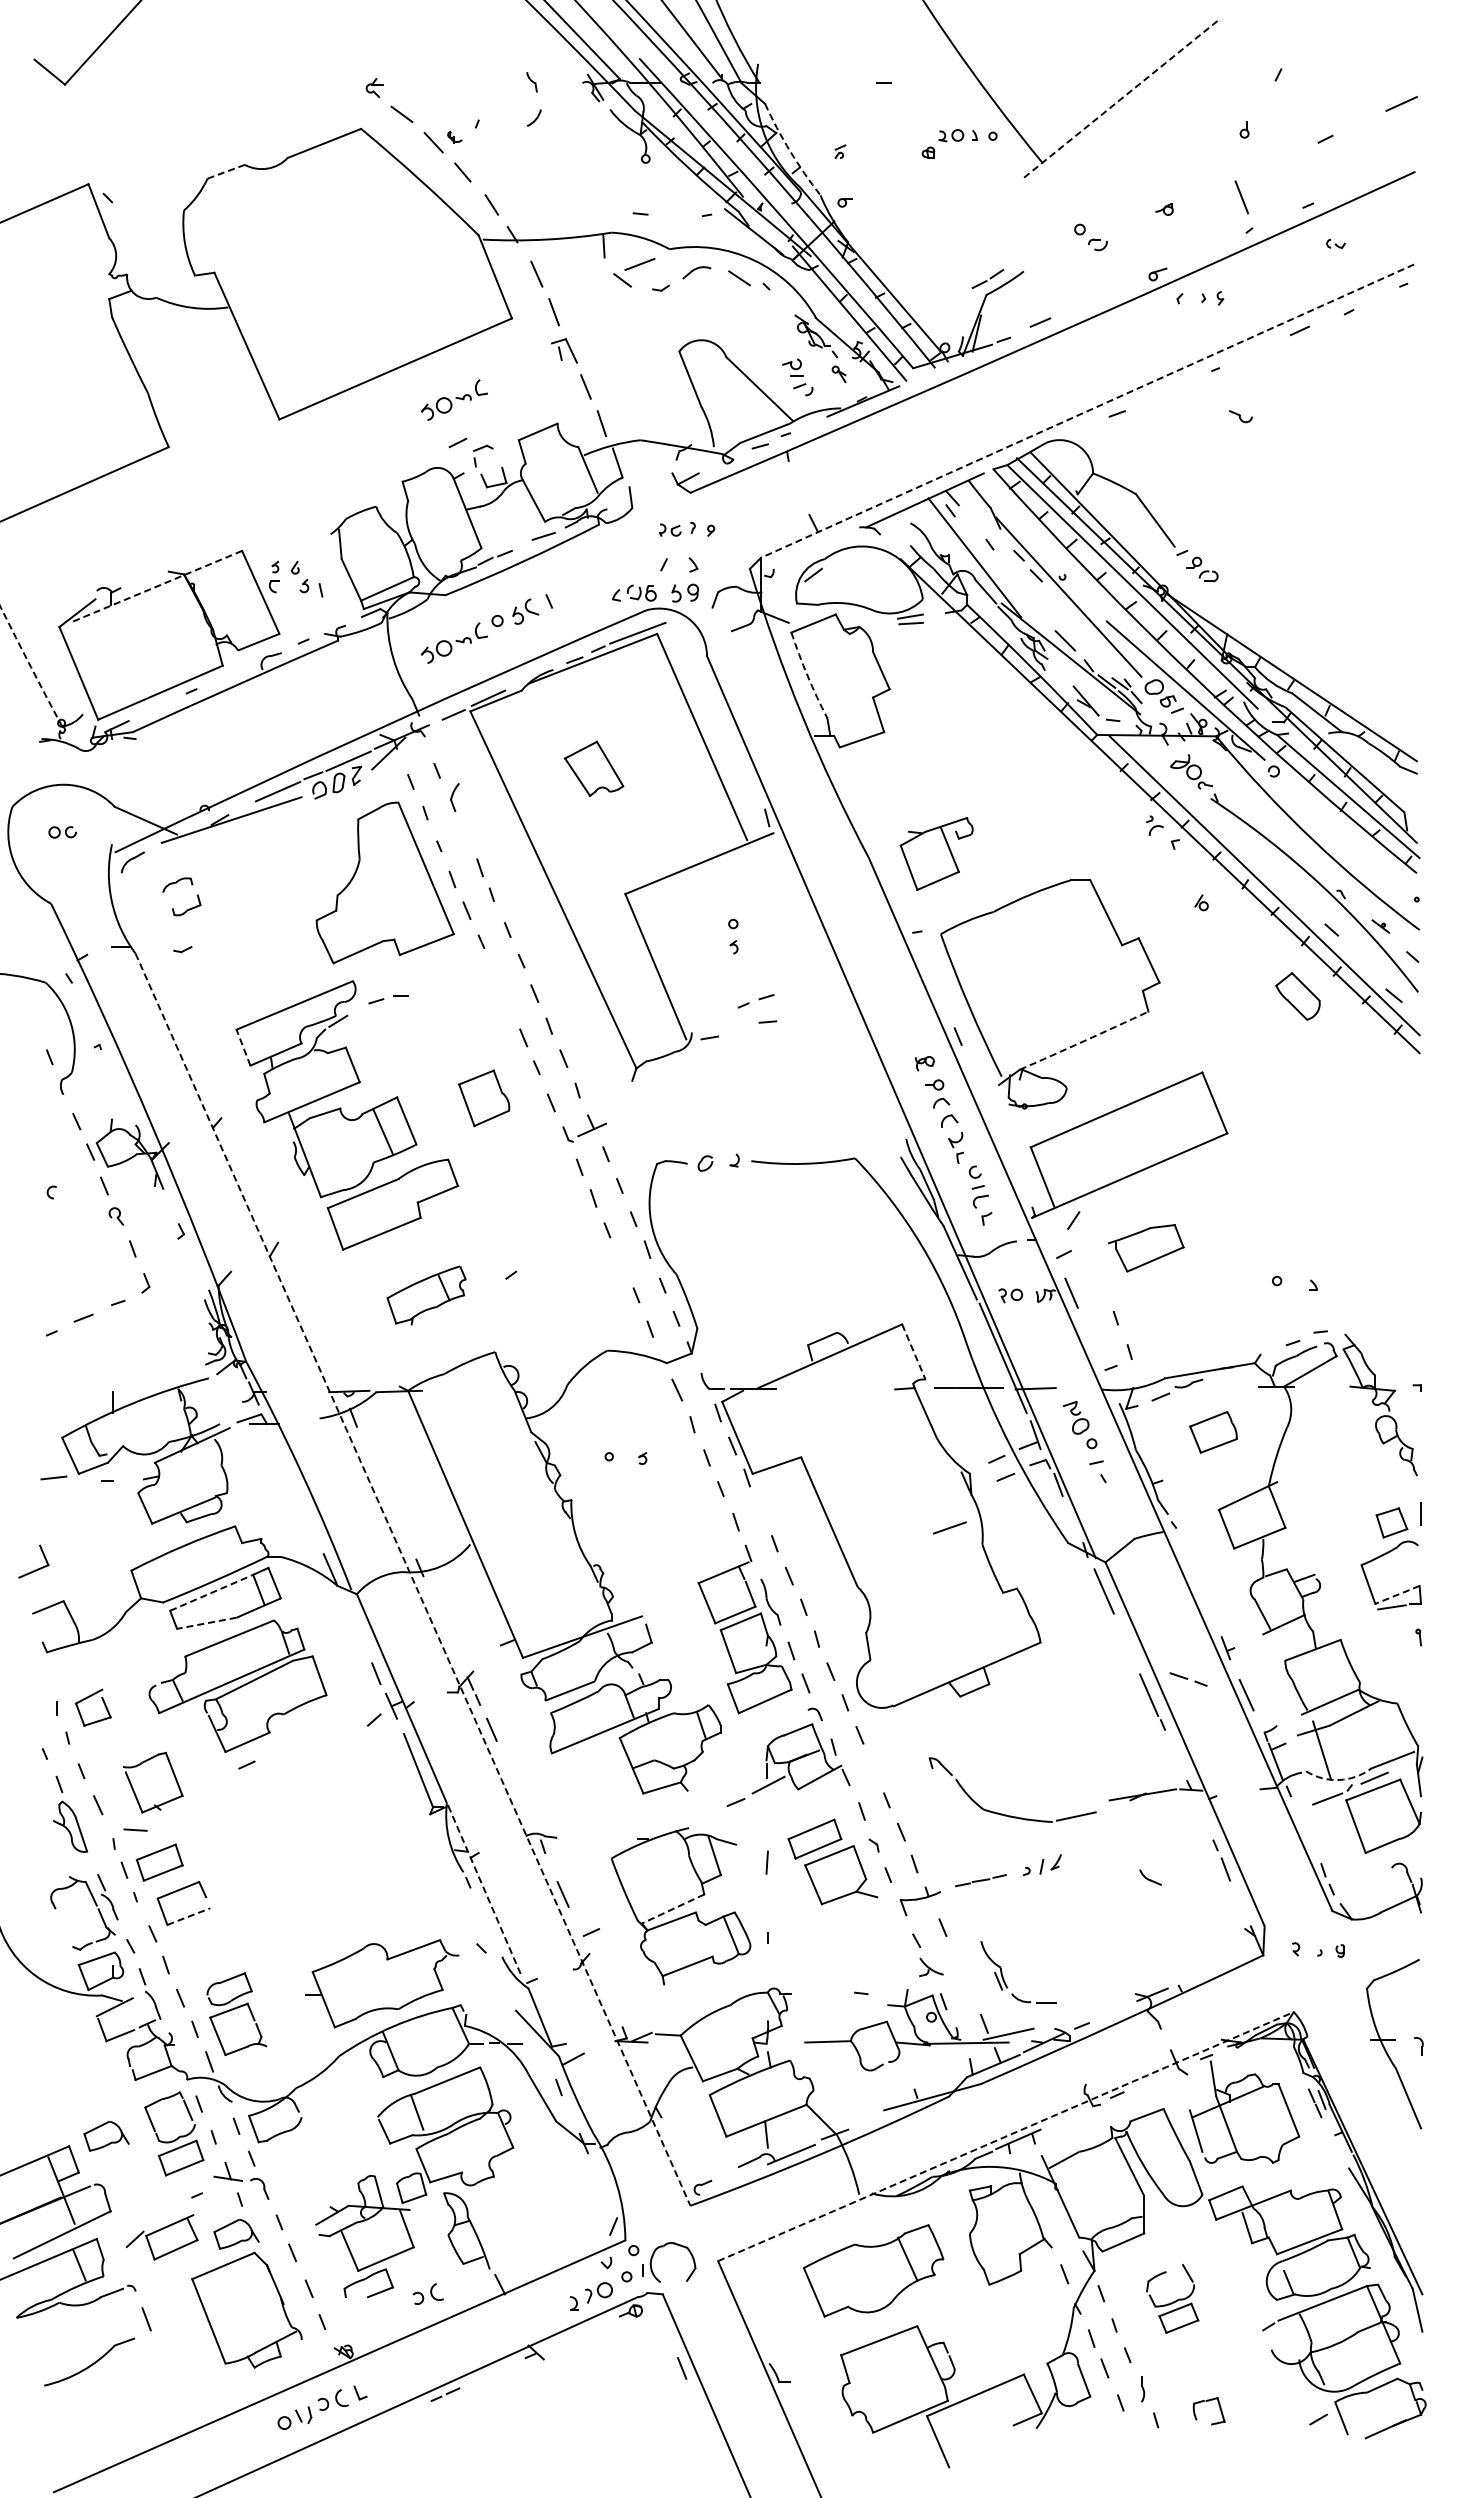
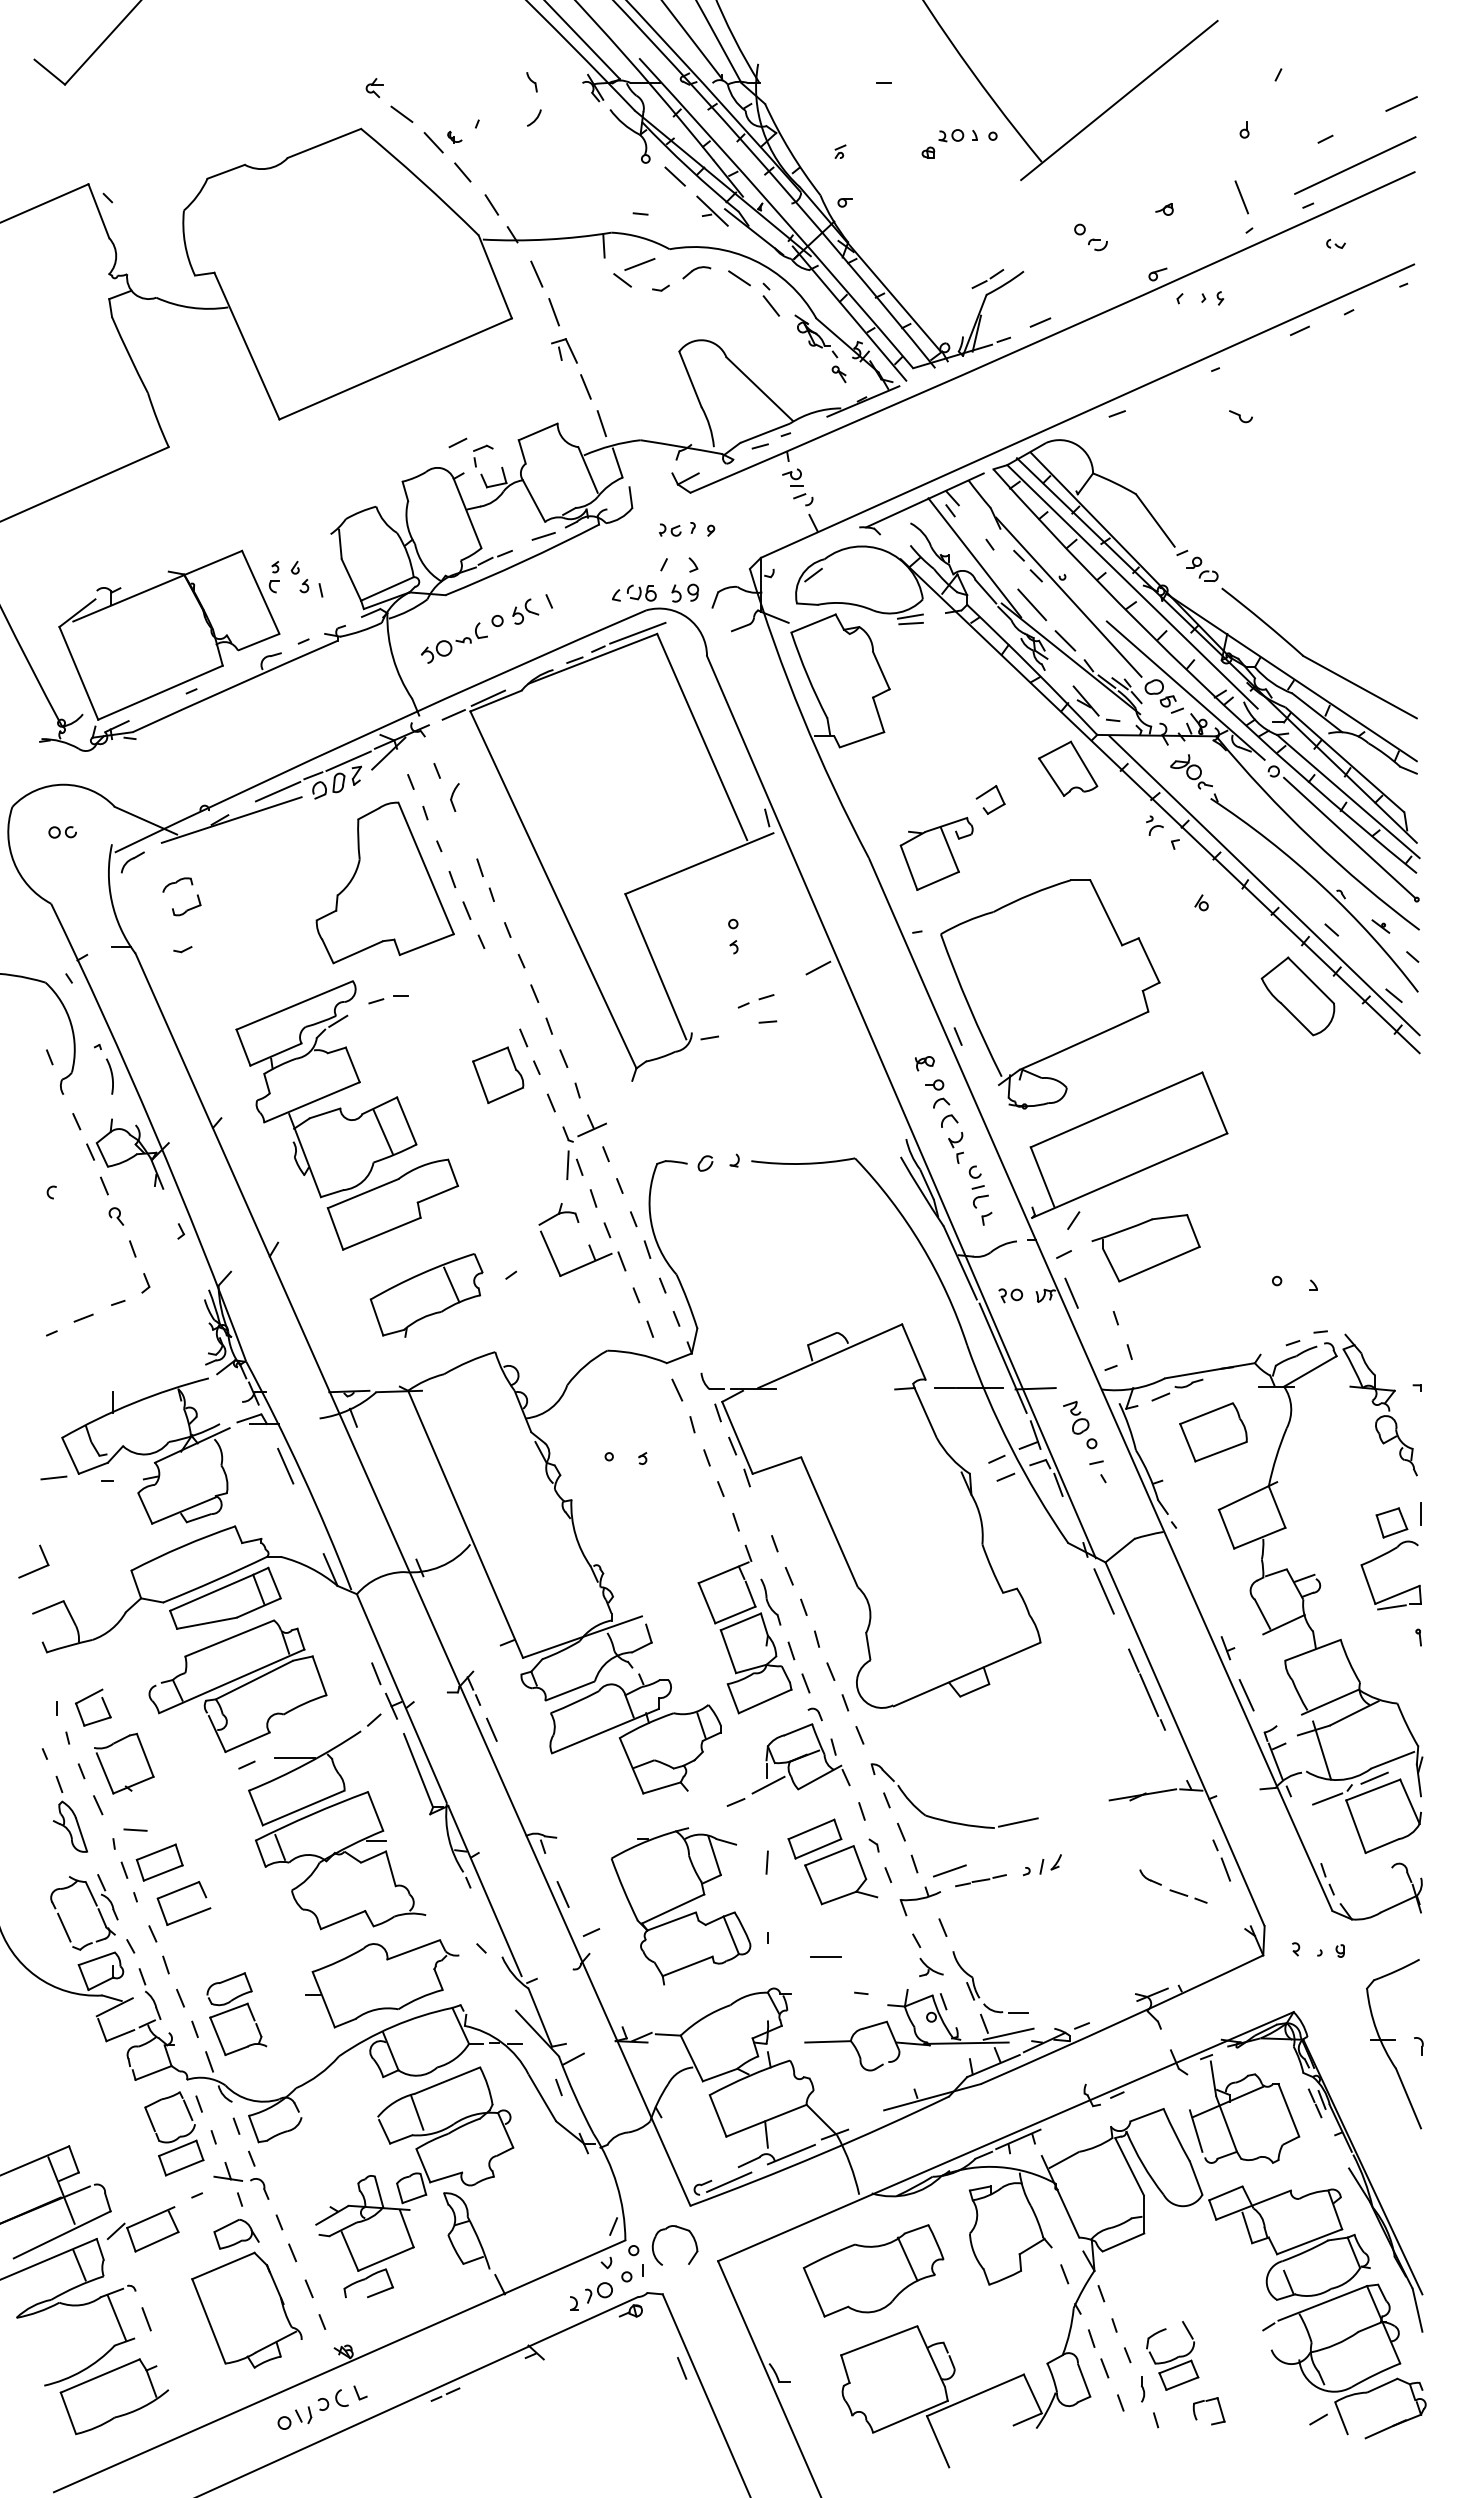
line: dashed -> solid (1118, 100)
arc: dashed -> solid (790, 151)
line: none -> present (1355, 165)
line: dashed -> solid (226, 171)
line: none -> present (674, 176)
line: none -> present (712, 210)
line: none -> present (770, 305)
part position: (797, 377) -> (797, 487) (797, 487)
part: present -> none (454, 399)
line: dashed -> solid (1087, 411)
line: dashed -> solid (158, 586)
line: none -> present (1032, 604)
part: none -> present (1315, 661)
arc: dashed -> solid (30, 666)
arc: dashed -> solid (807, 676)
part position: (594, 768) -> (1068, 768) (1068, 768)
part: none -> present (985, 794)
line: none -> present (1349, 837)
line: none -> present (818, 967)
part size: 46x49 px -> 76x81 px (1297, 996)
arc: dashed -> solid (1084, 1041)
line: dashed -> solid (243, 1047)
arc: none -> present (111, 1076)
part position: (484, 1098) -> (498, 1075) (498, 1075)
line: none -> present (567, 1165)
part: none -> present (588, 1244)
part size: 77x49 px -> 110x69 px (1145, 1248)
part size: 81x61 px -> 115x85 px (426, 1295)
line: dashed -> solid (914, 1352)
part size: 49x43 px -> 69x61 px (1213, 1432)
line: none -> present (285, 1465)
line position: (949, 1527) -> (949, 1870) (949, 1870)
line: dashed -> solid (413, 1579)
line: dashed -> solid (212, 1592)
line: dashed -> solid (1397, 1594)
line: dashed -> solid (206, 1623)
line: none -> present (1133, 1660)
line position: (1188, 1678) -> (1188, 1895) (1188, 1895)
arc: dashed -> solid (1339, 1780)
part position: (135, 1792) -> (106, 1773) (106, 1773)
part position: (1006, 1814) -> (948, 1820) (948, 1820)
part: none -> present (337, 1830)
line: dashed -> solid (484, 1891)
line: dashed -> solid (672, 1909)
line: dashed -> solid (188, 1916)
line: none -> present (64, 1927)
line: none -> present (825, 1956)
part position: (1003, 1976) -> (975, 1986) (975, 1986)
part: present -> none (106, 2135)
line: dashed -> solid (1005, 2136)
line: none -> present (729, 2181)
part position: (162, 2237) -> (143, 2229) (143, 2229)
part position: (676, 2245) -> (678, 2228) (678, 2228)
part: present -> none (427, 2293)
part position: (1172, 2298) -> (1172, 2355) (1172, 2355)
line: none -> present (116, 2317)
part: none -> present (114, 2396)
